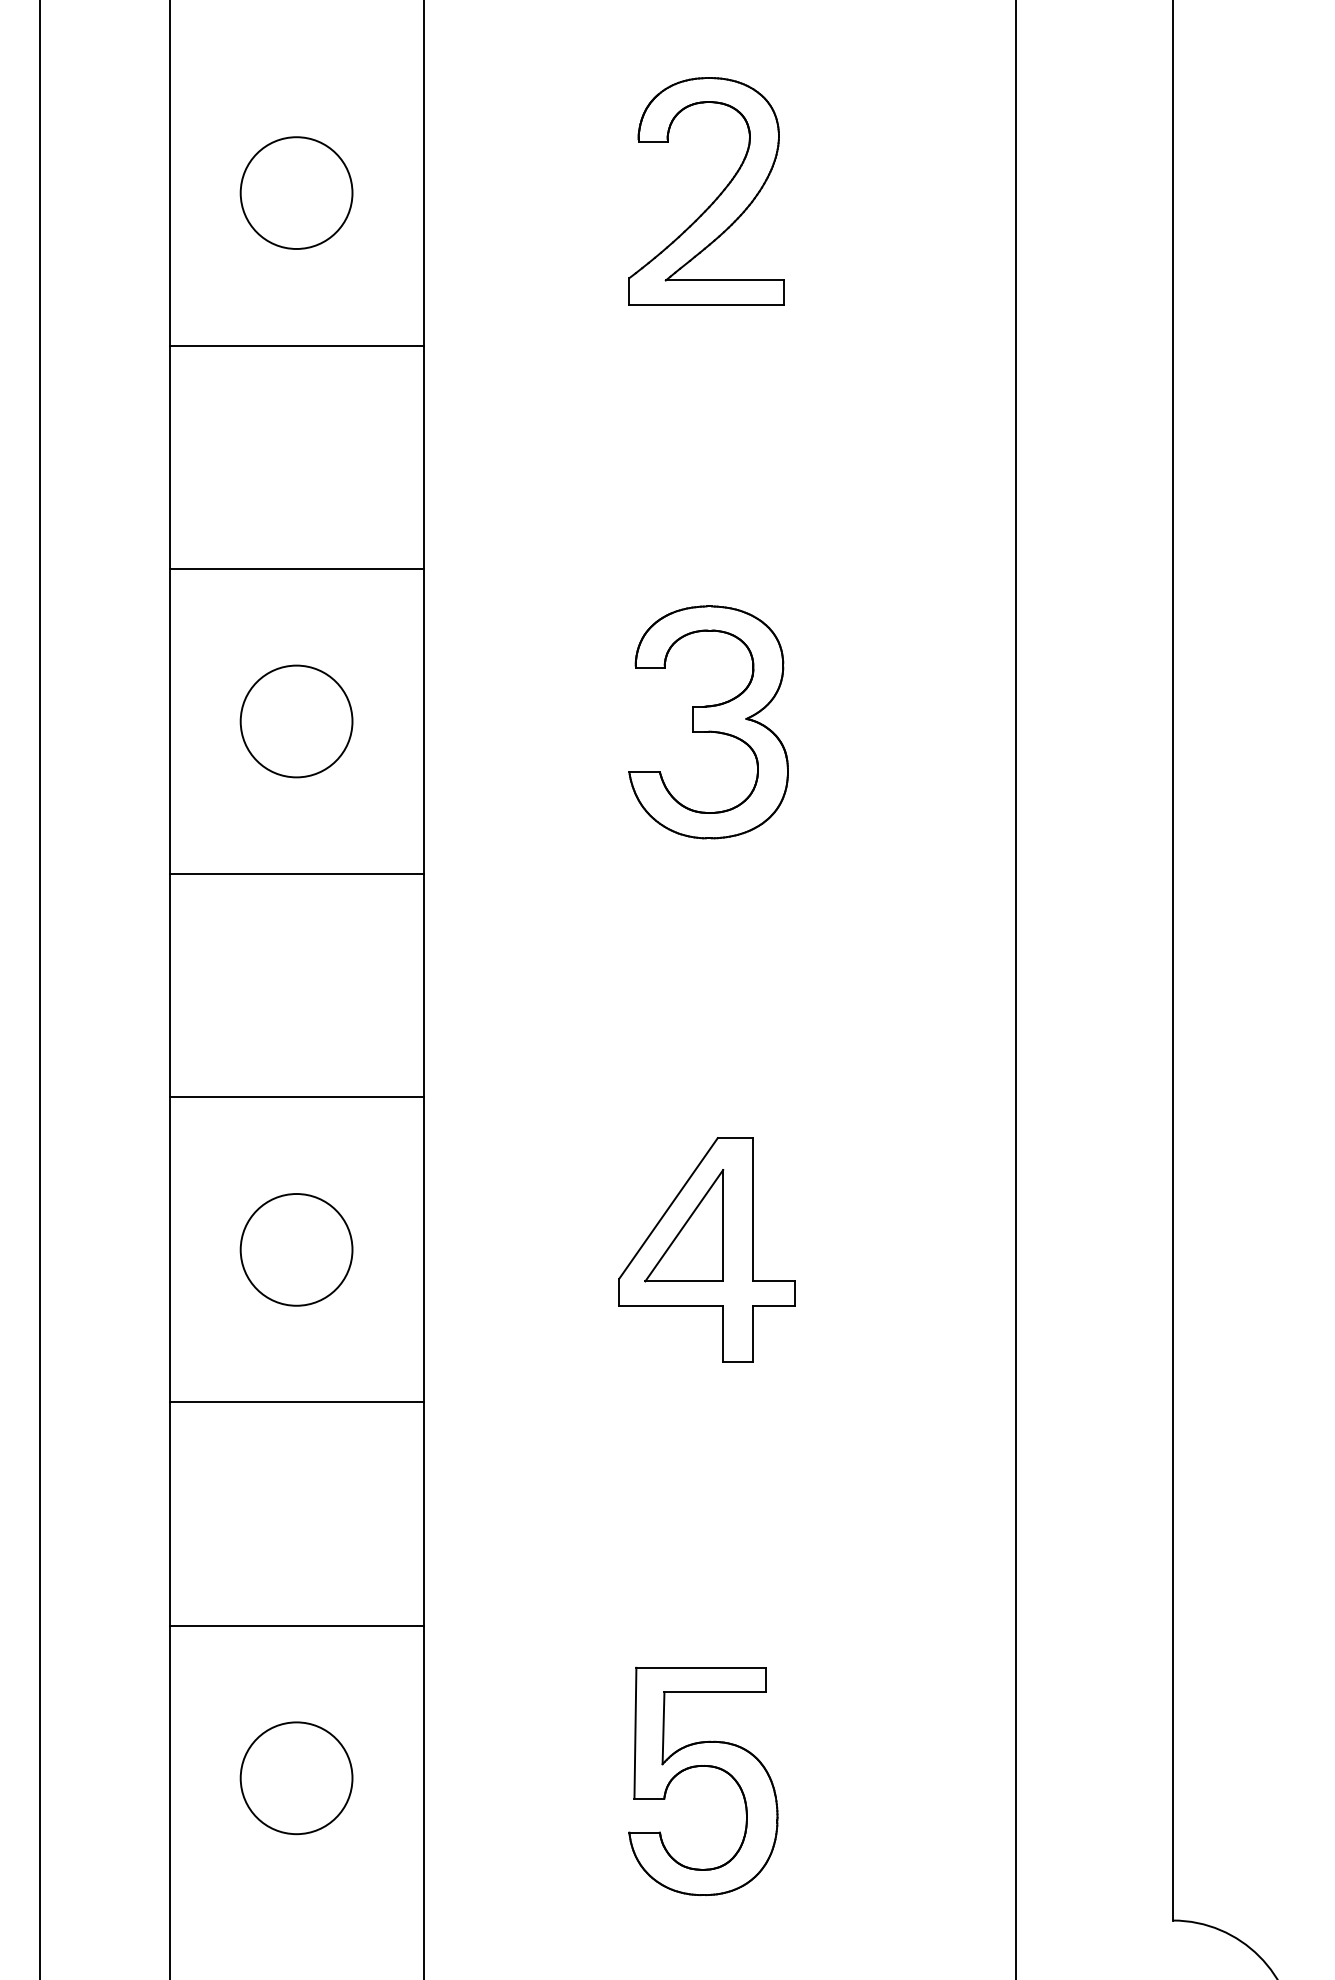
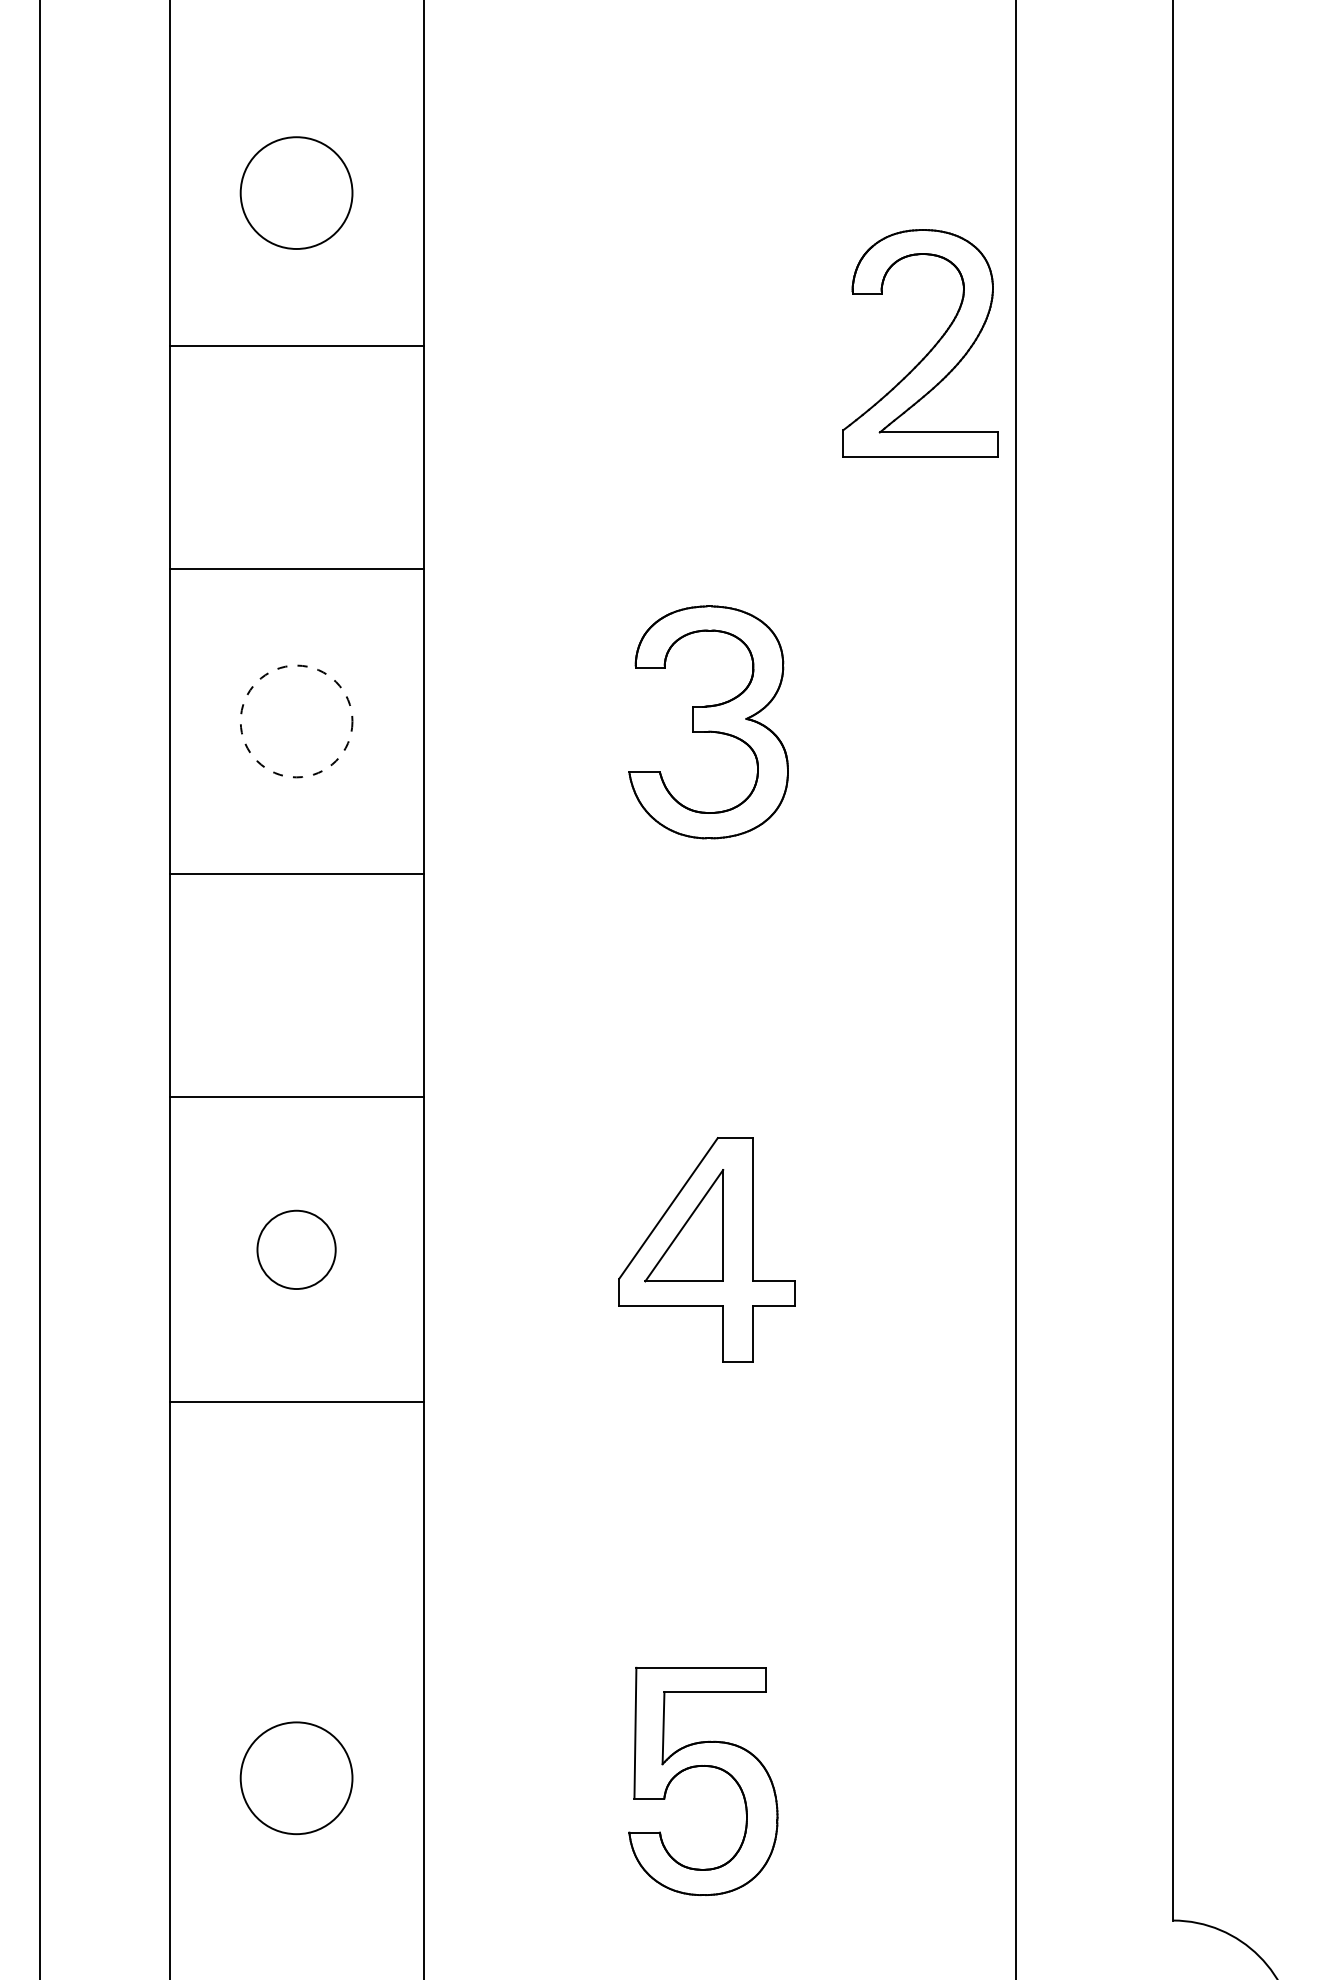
part position: (714, 199) -> (928, 351) (928, 351)
circle: solid -> dashed (296, 721)
circle diameter: 112 px -> 78 px (296, 1249)
line: present -> none (296, 1625)
